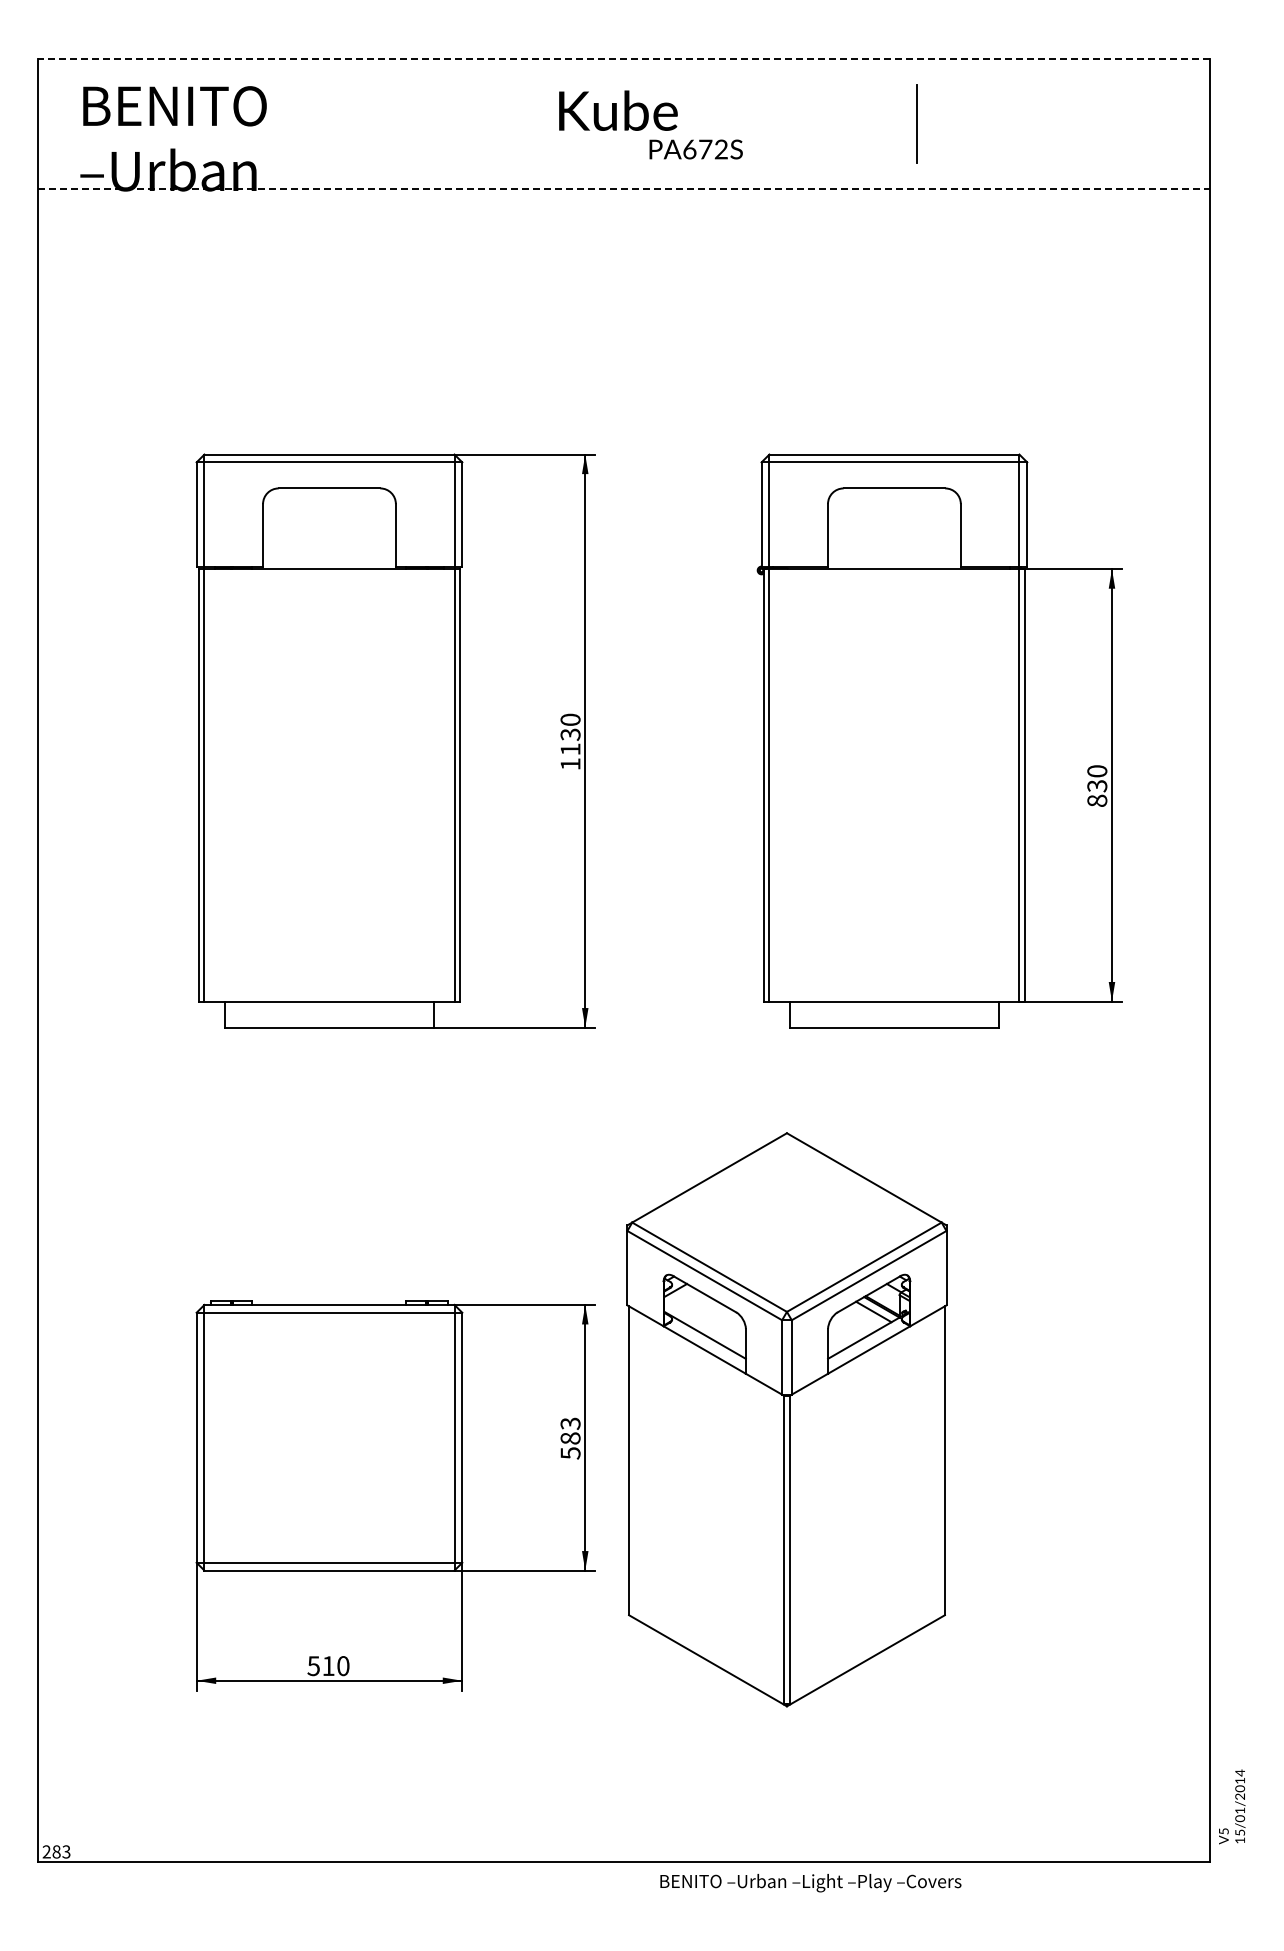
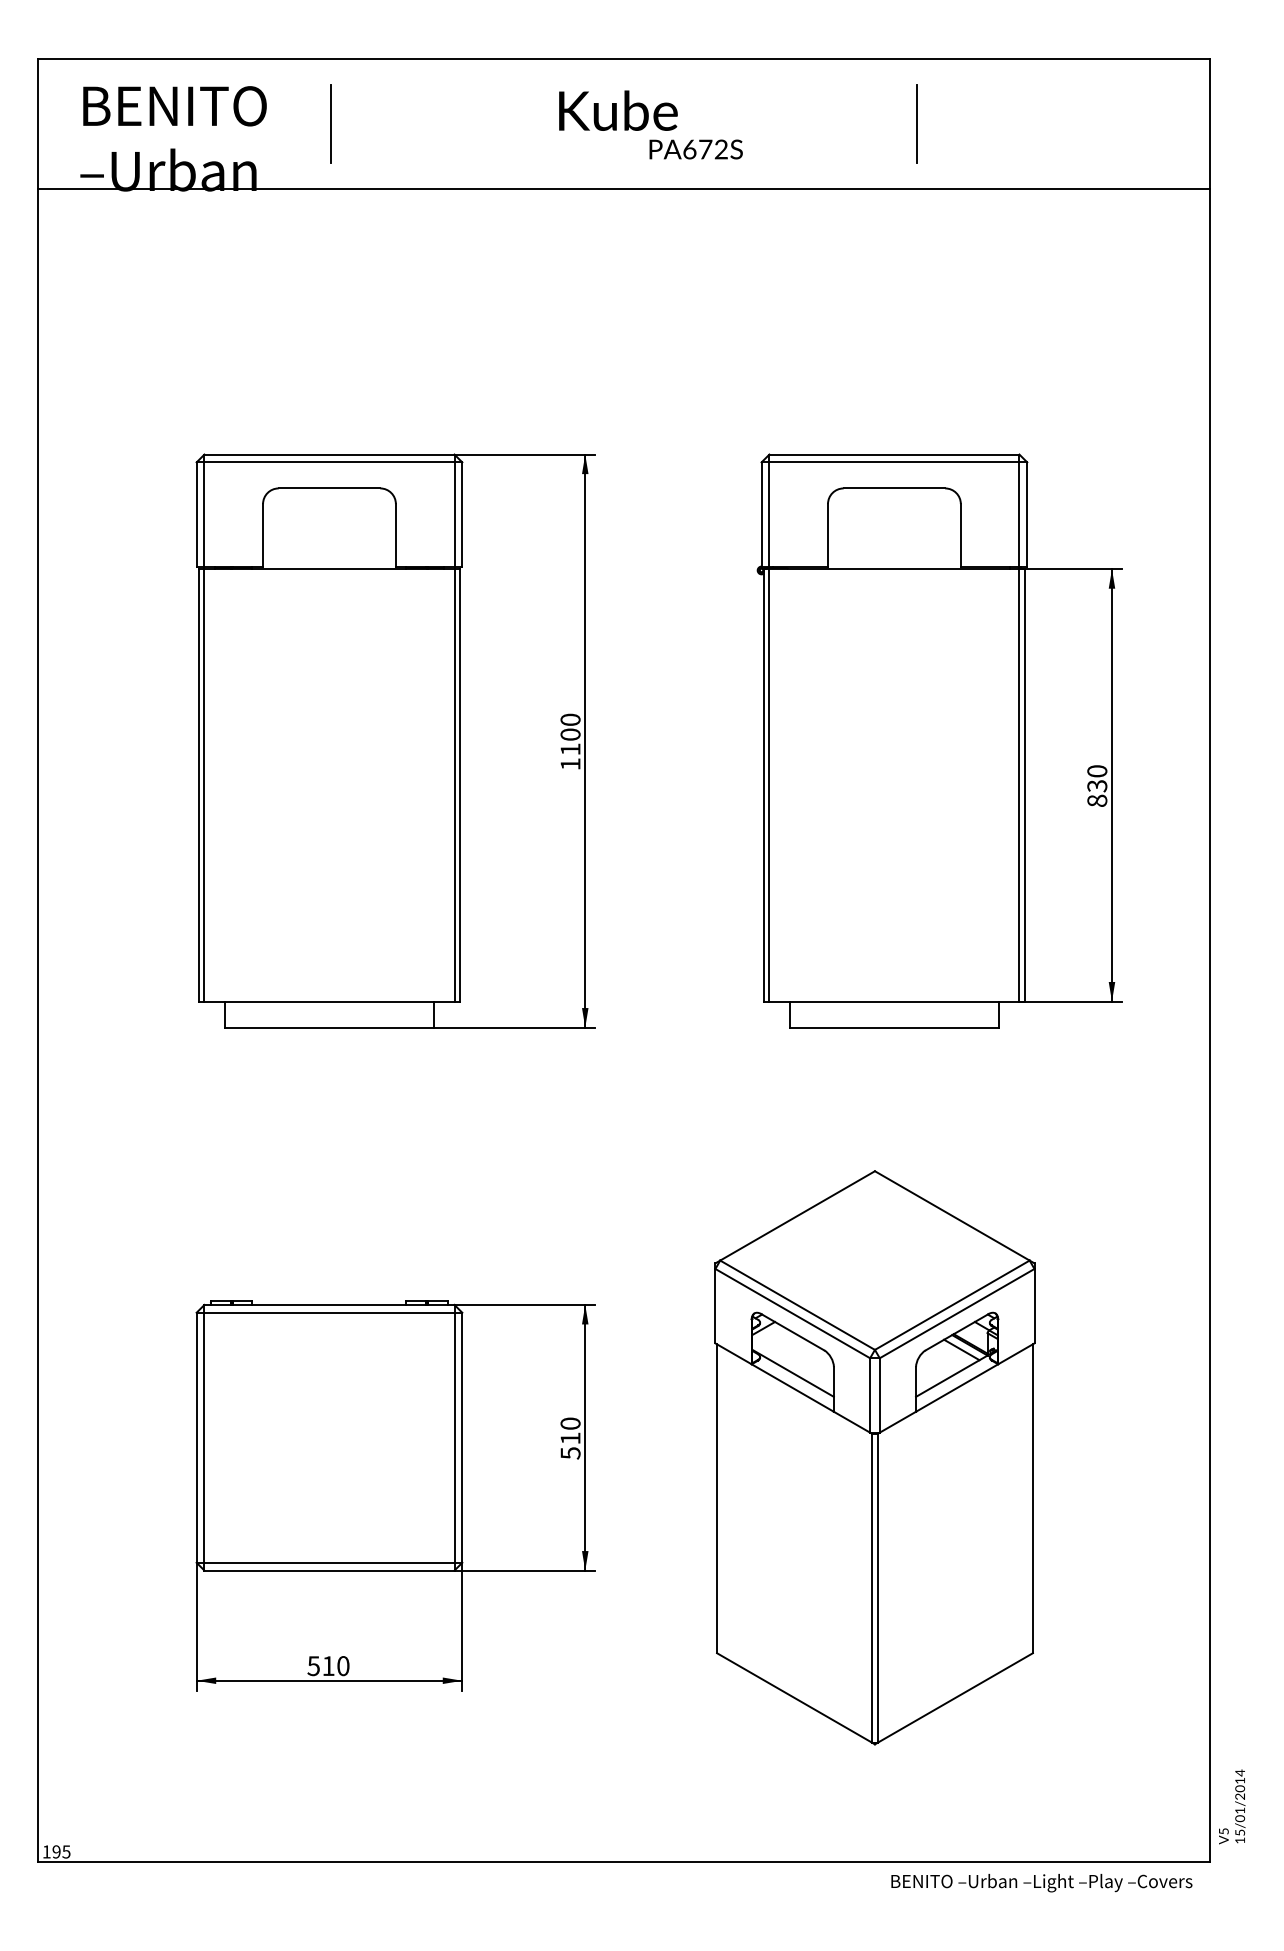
line: dashed -> solid (623, 58)
line: none -> present (330, 123)
line: dashed -> solid (624, 188)
text: 1130 -> 1100 (570, 734)
part position: (786, 1419) -> (874, 1457) (874, 1457)
text: 583 -> 510 (570, 1430)
text: 283 -> 195 (56, 1851)
text position: (810, 1883) -> (1041, 1883) (1041, 1883)
